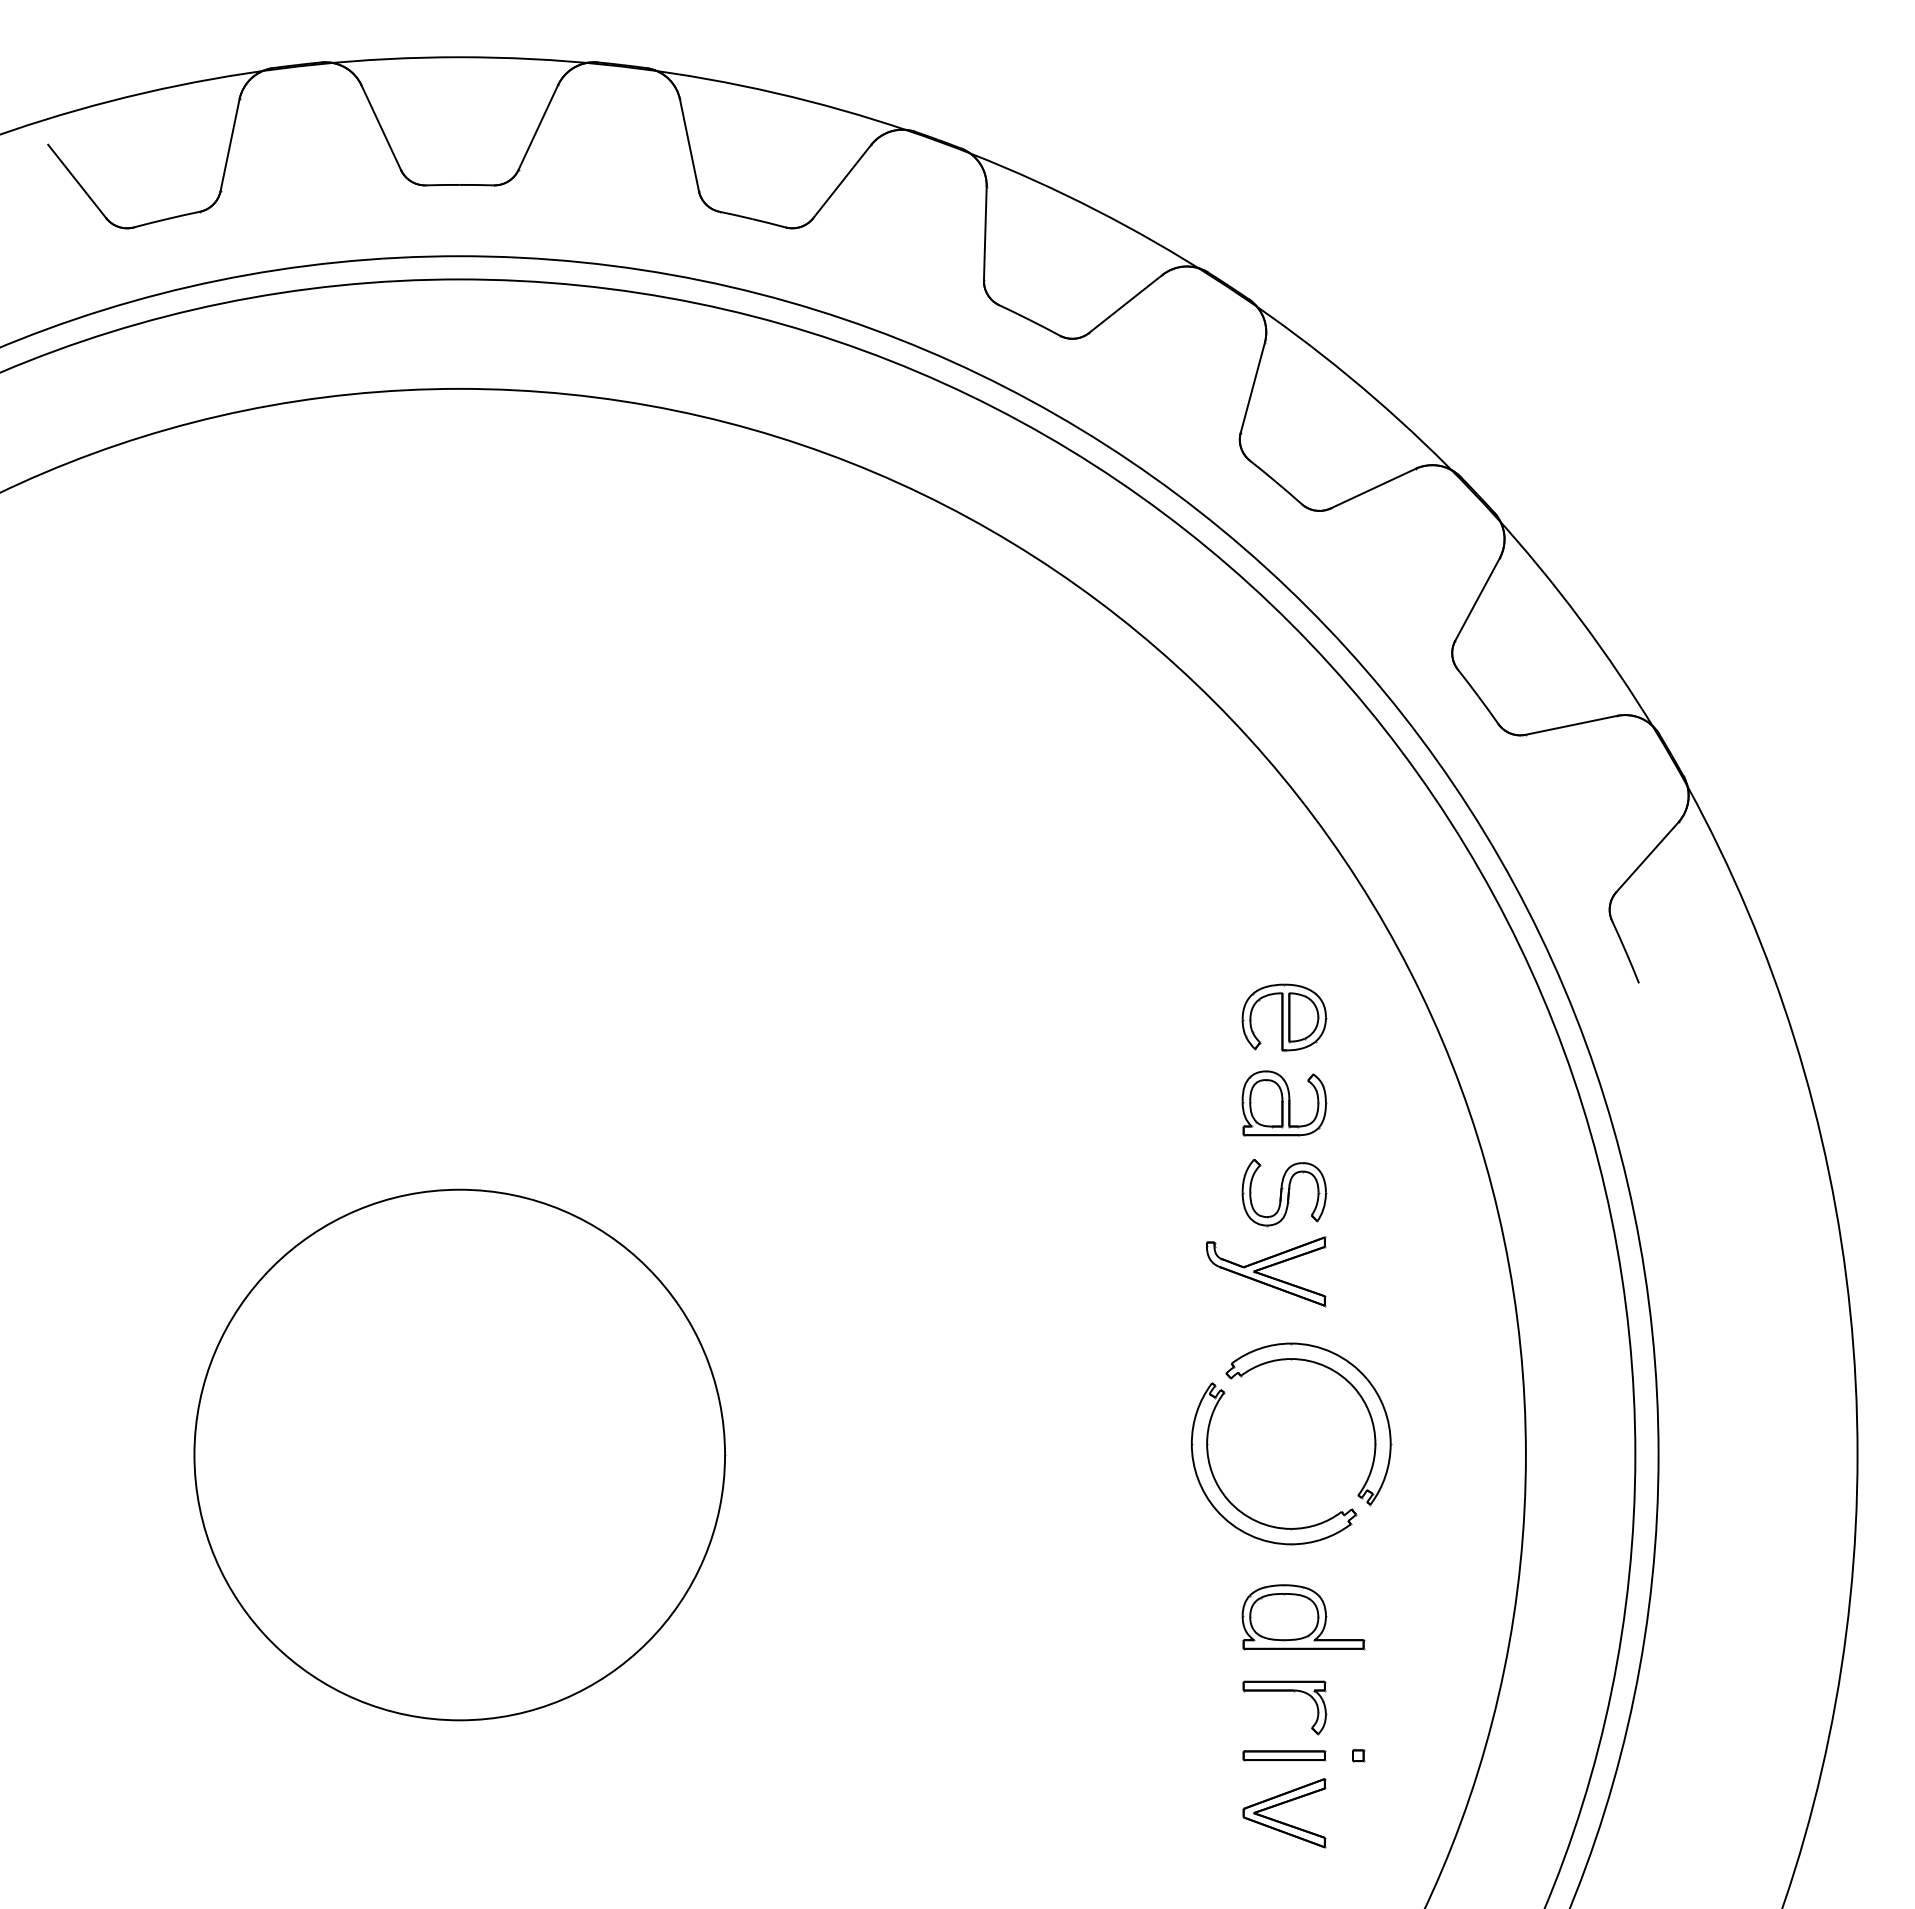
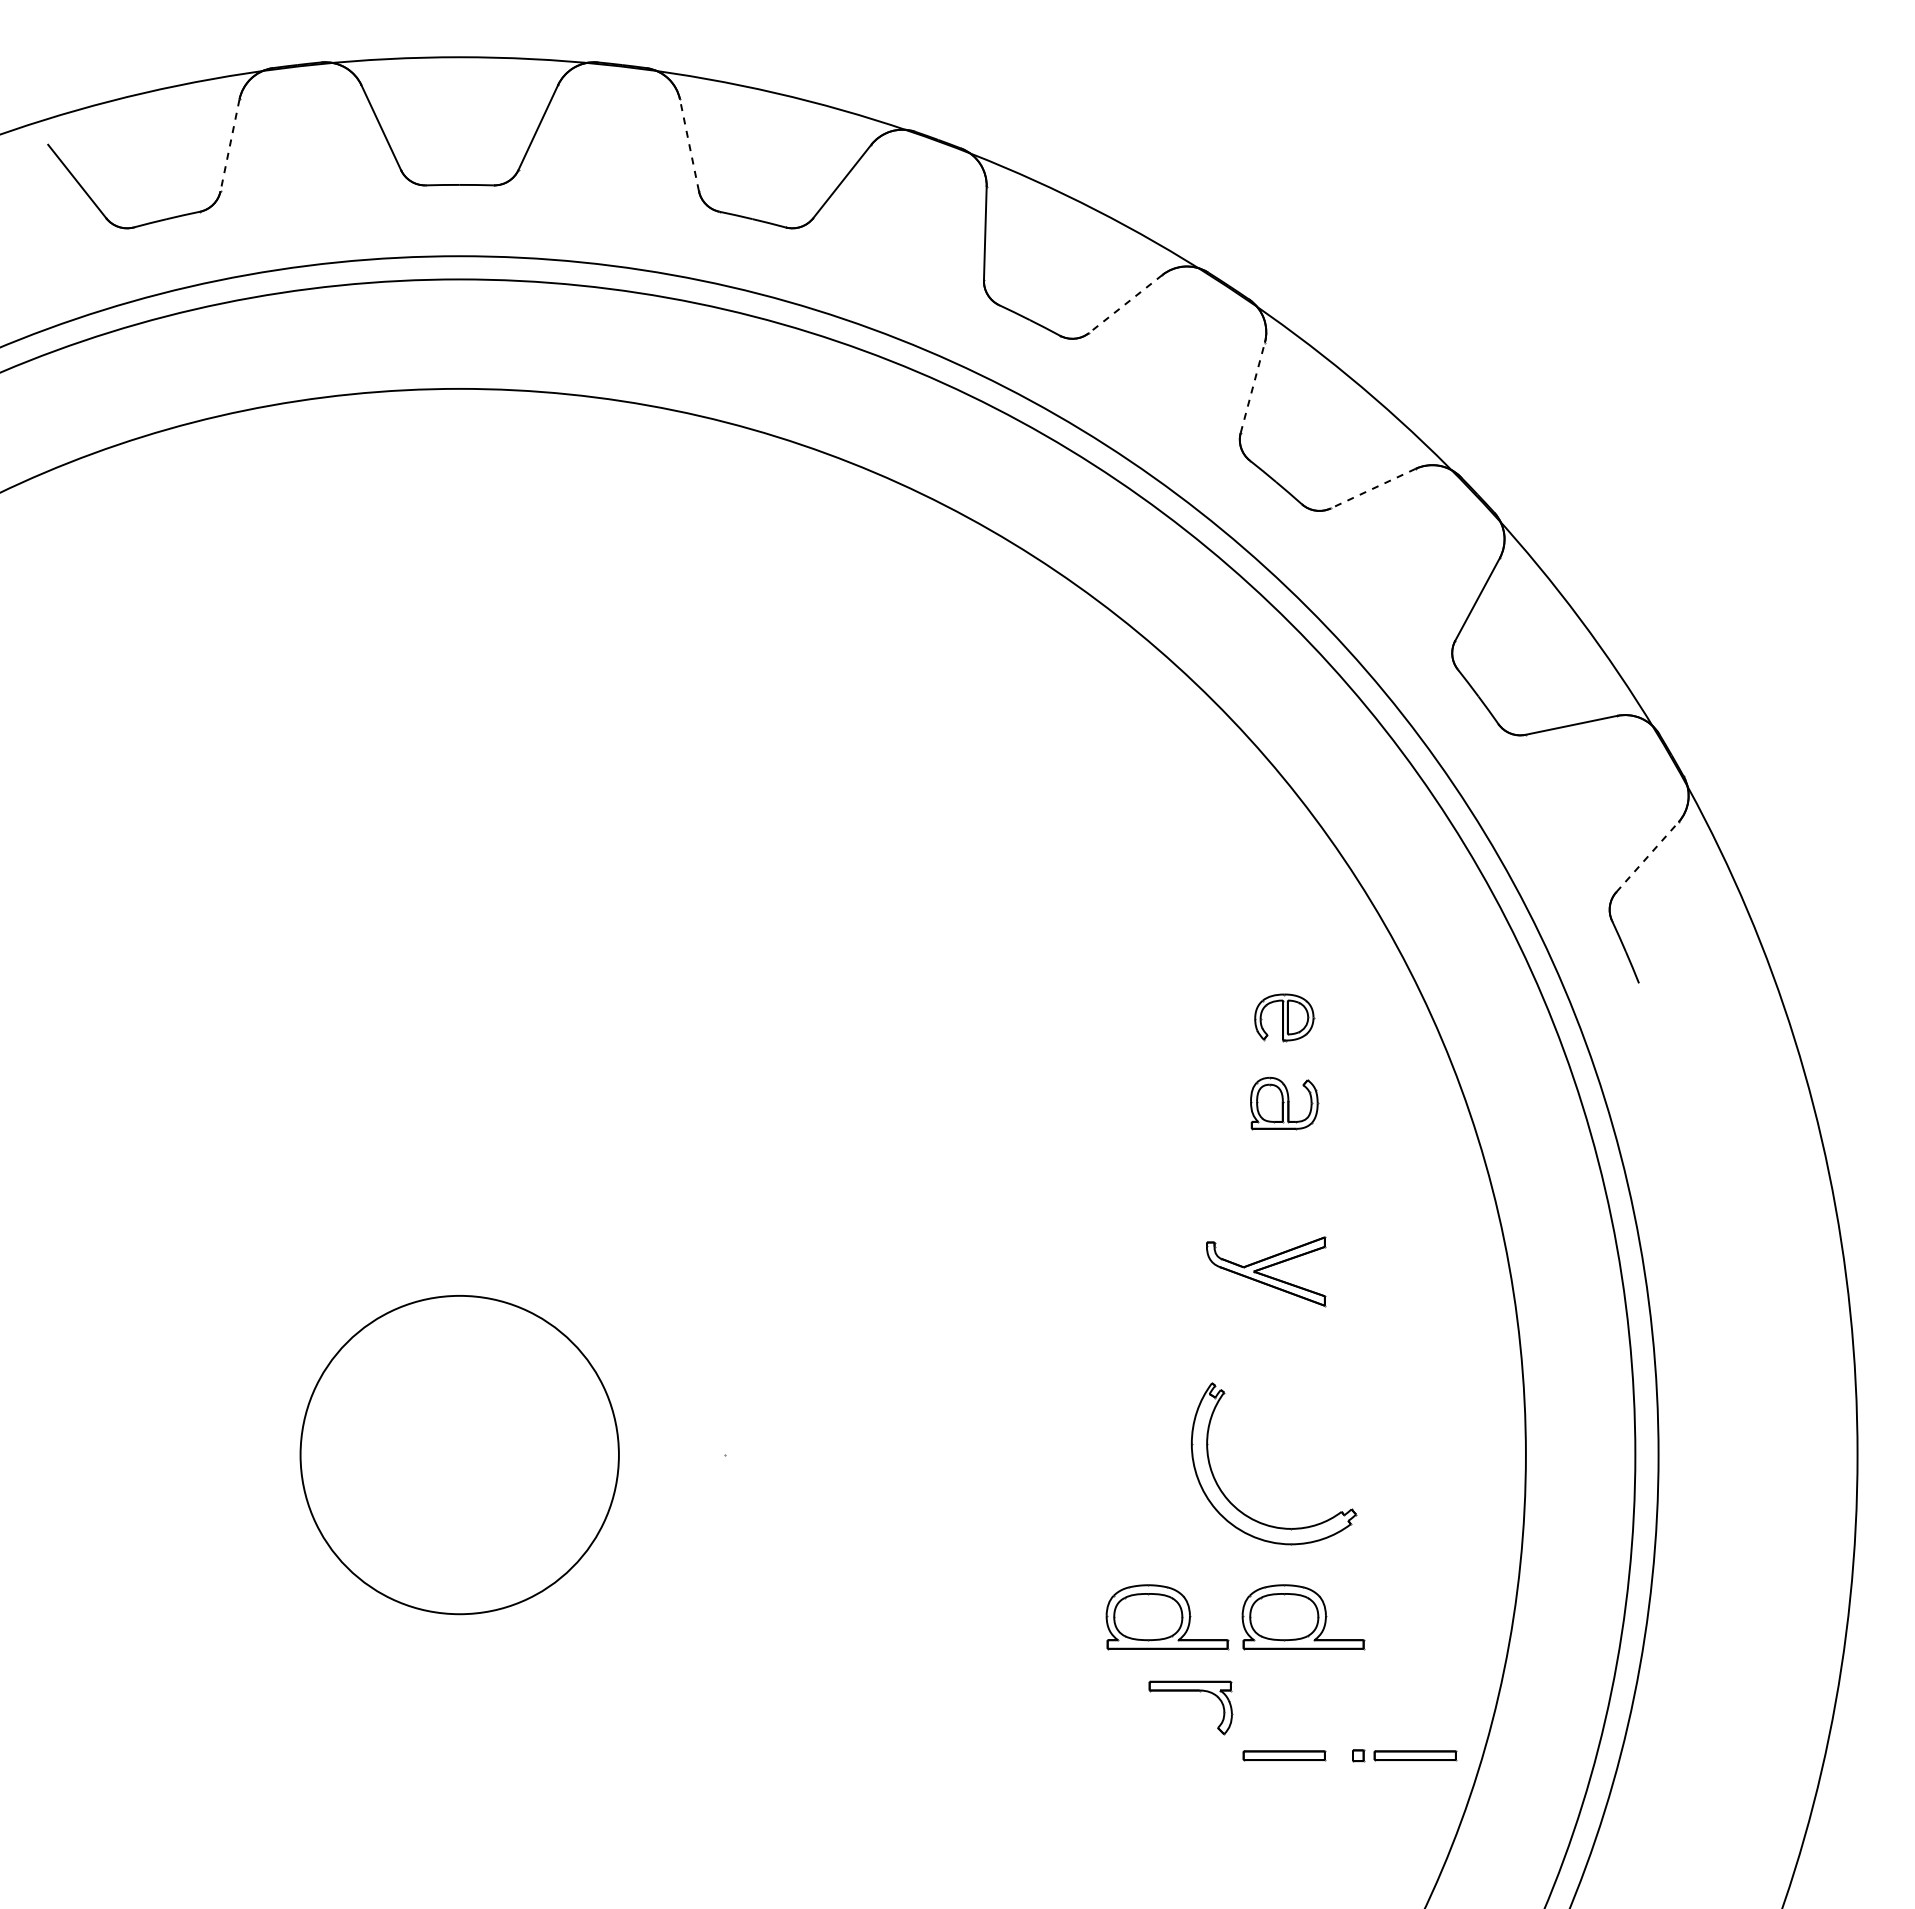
line: solid -> dashed (230, 145)
line: solid -> dashed (689, 145)
line: solid -> dashed (1125, 304)
line: solid -> dashed (1252, 387)
line: solid -> dashed (1373, 488)
line: solid -> dashed (1647, 857)
part size: 87x69 px -> 62x50 px (1284, 1017)
part size: 87x67 px -> 70x55 px (1284, 1103)
part: present -> none (1284, 1193)
part: present -> none (1348, 1383)
circle diameter: 531 px -> 318 px (459, 1454)
part: none -> present (1167, 1617)
part position: (1284, 1691) -> (1190, 1691) (1190, 1691)
part: none -> present (1415, 1755)
part: present -> none (1281, 1821)
